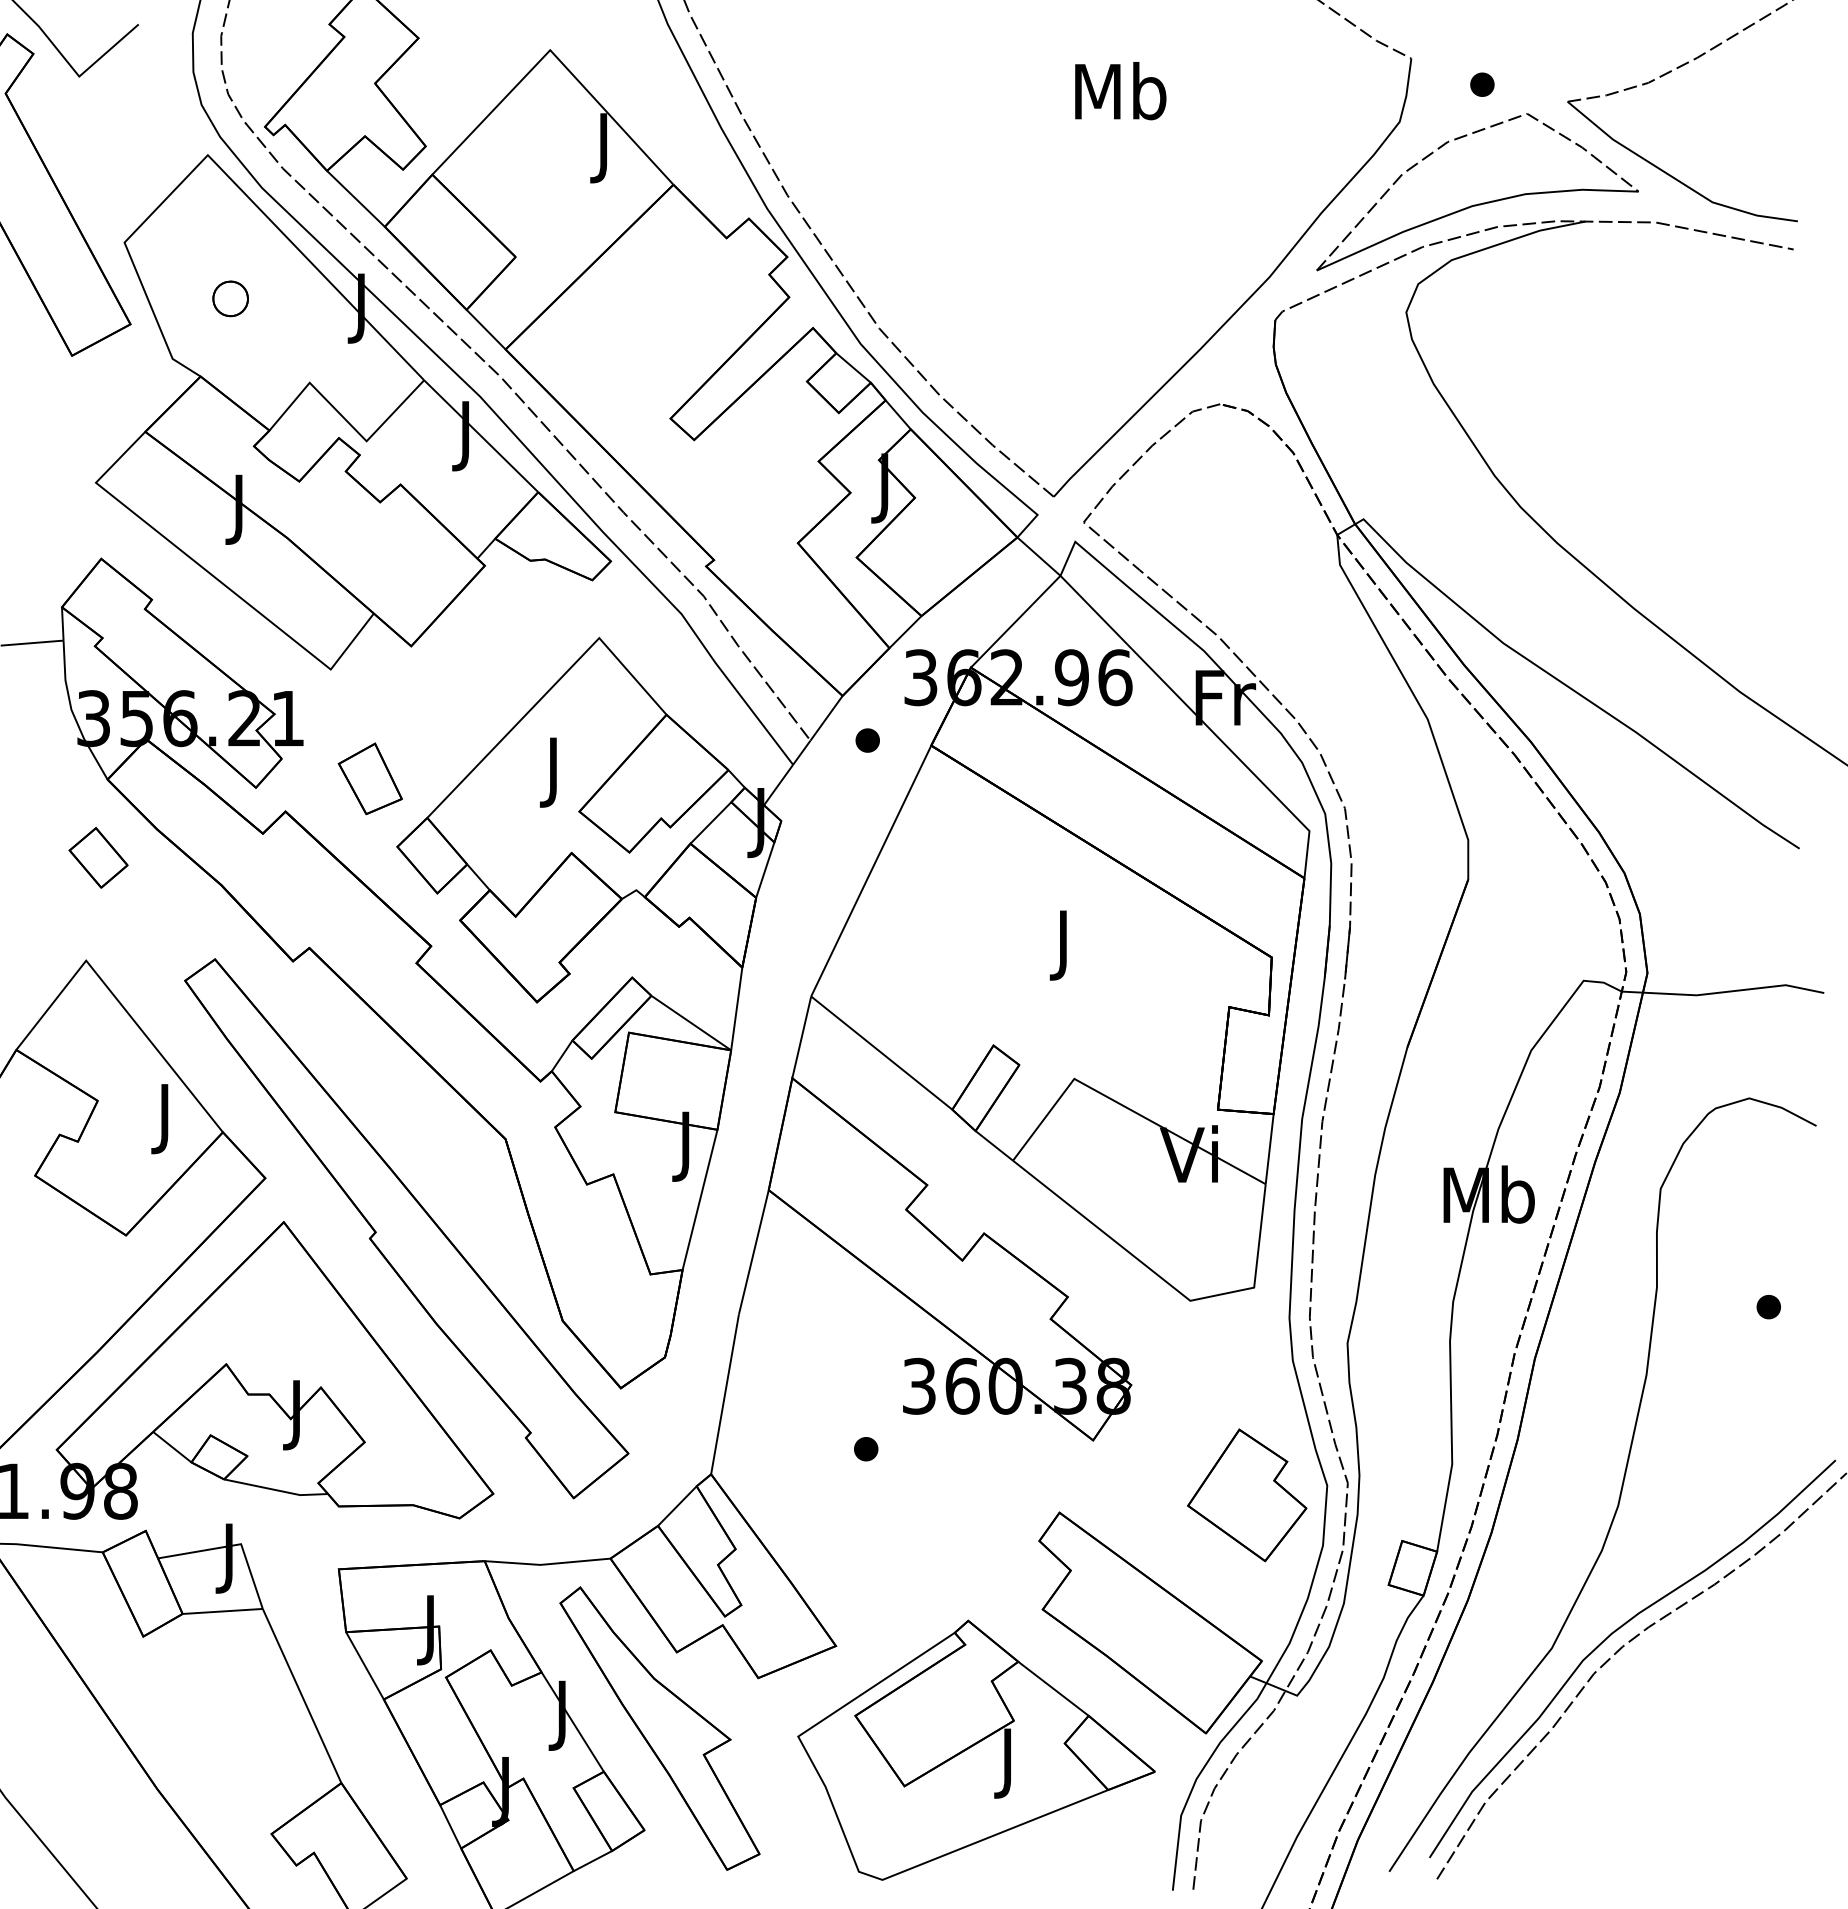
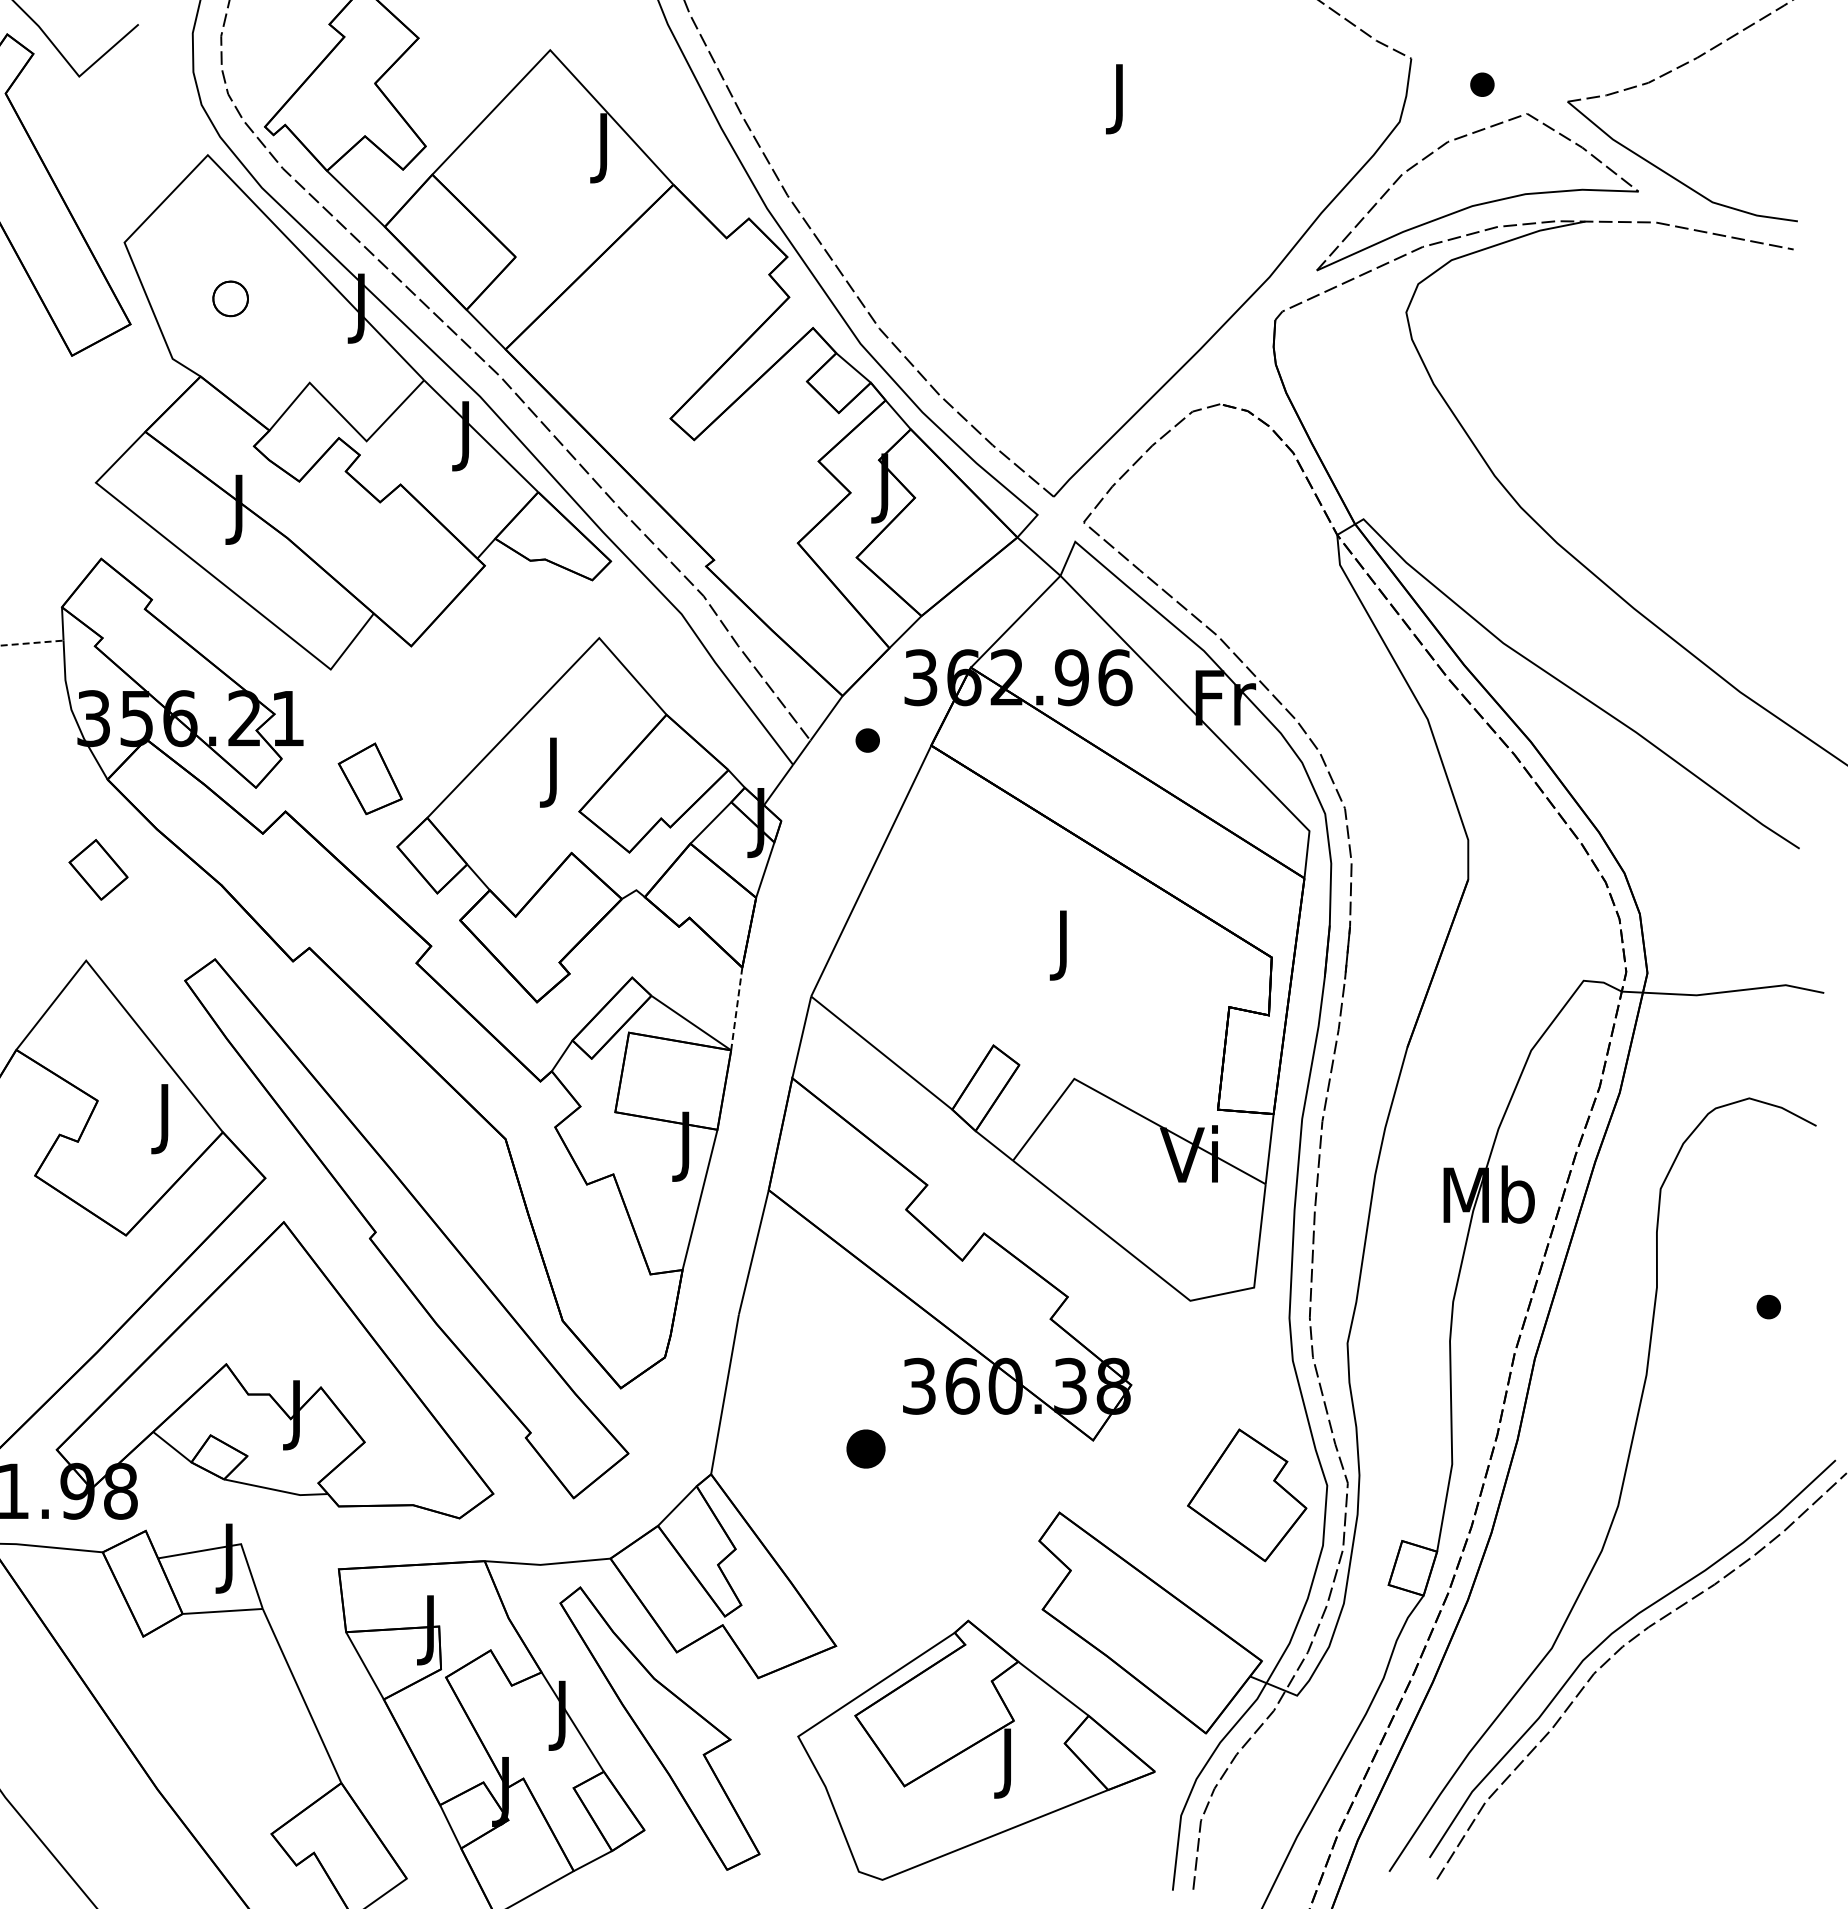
text: Mb -> J (1120, 98)
line: solid -> dashed (32, 643)
part position: (98, 857) -> (98, 869) (98, 869)
line: solid -> dashed (736, 1008)
part size: 25x25 px -> 40x40 px (865, 1448)
